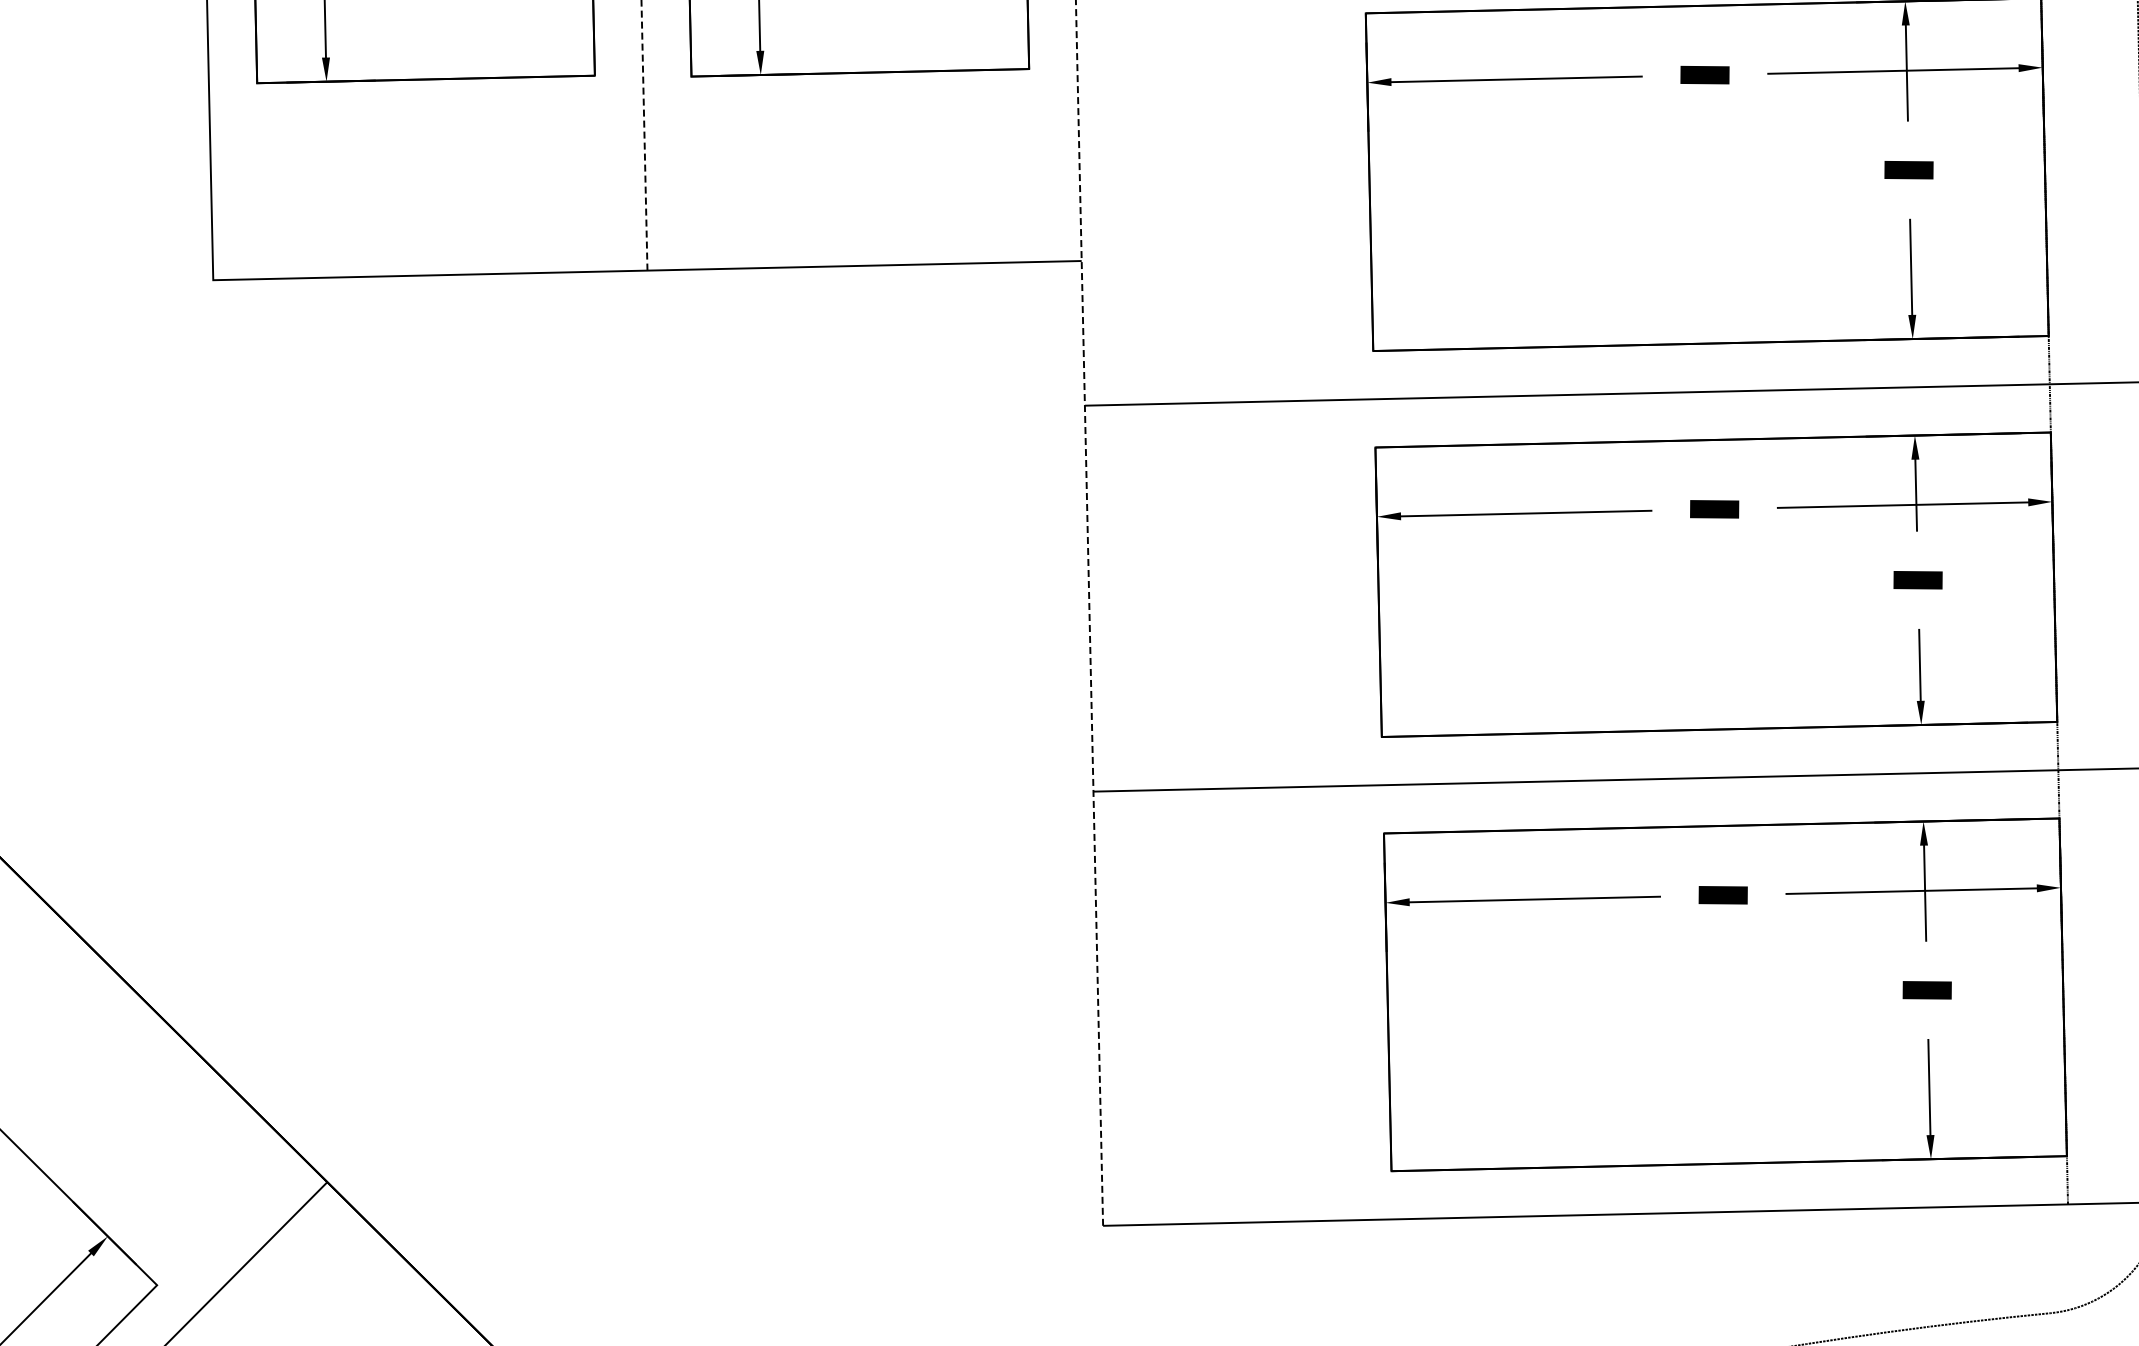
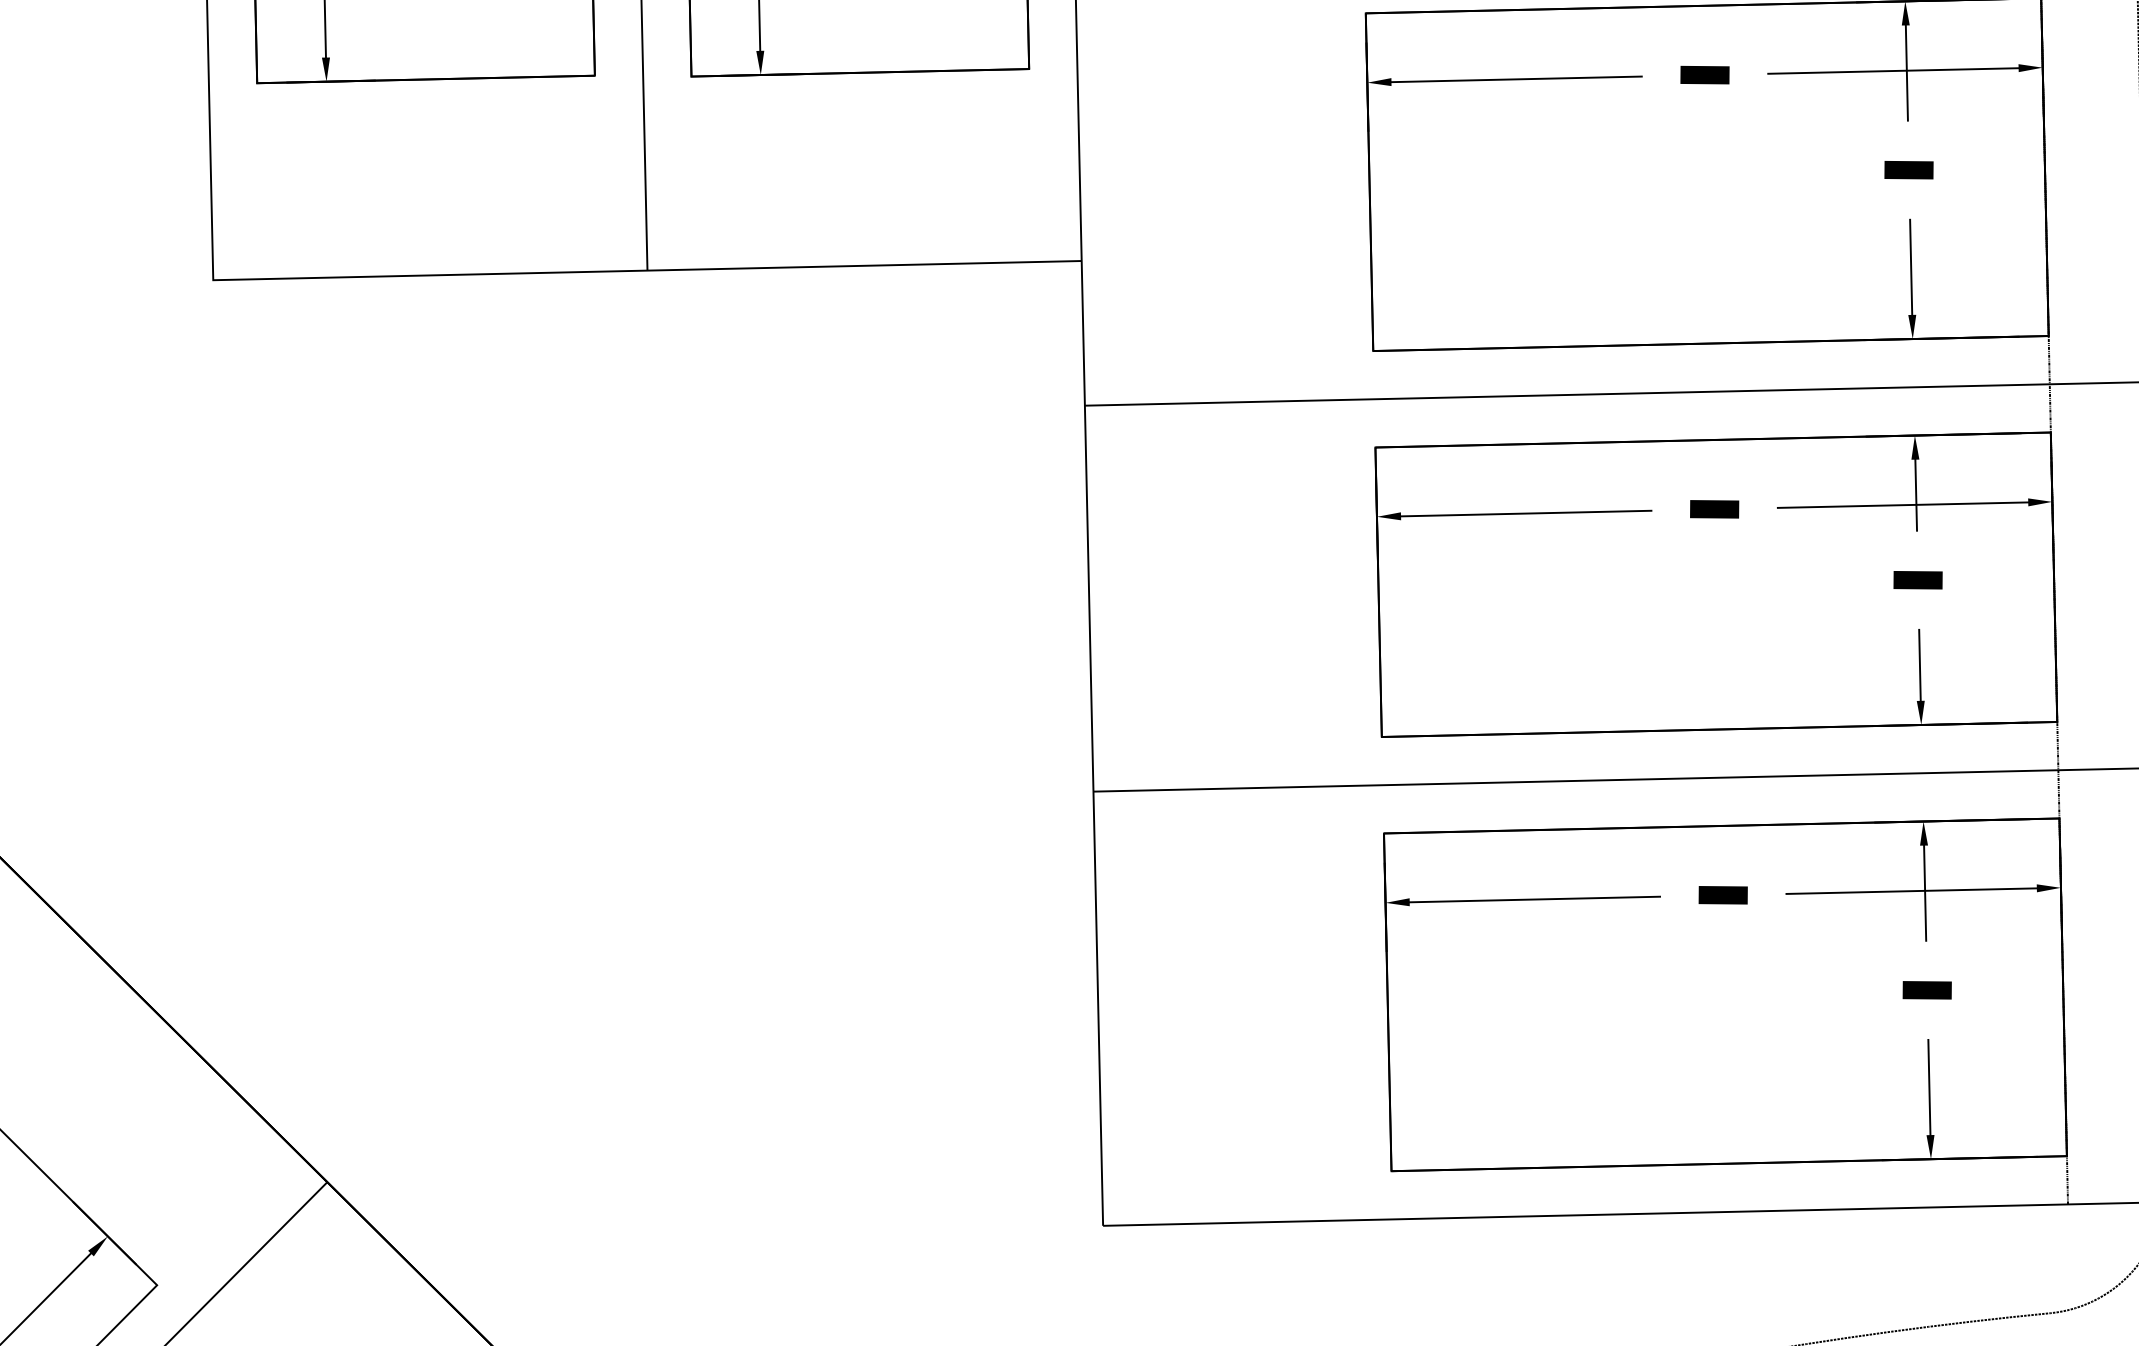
line: dashed -> solid (644, 135)
line: dashed -> solid (1089, 613)
